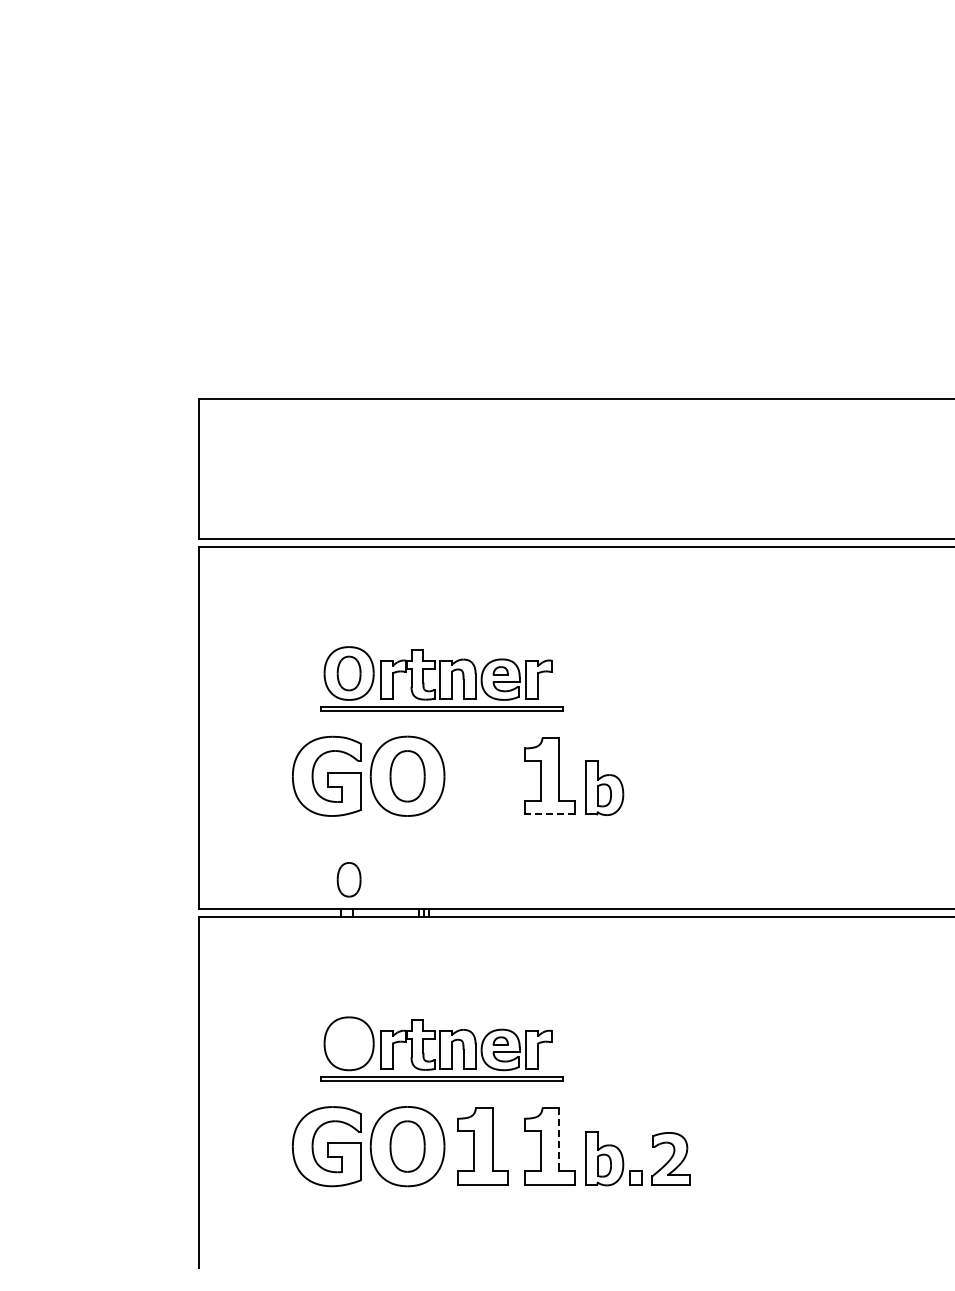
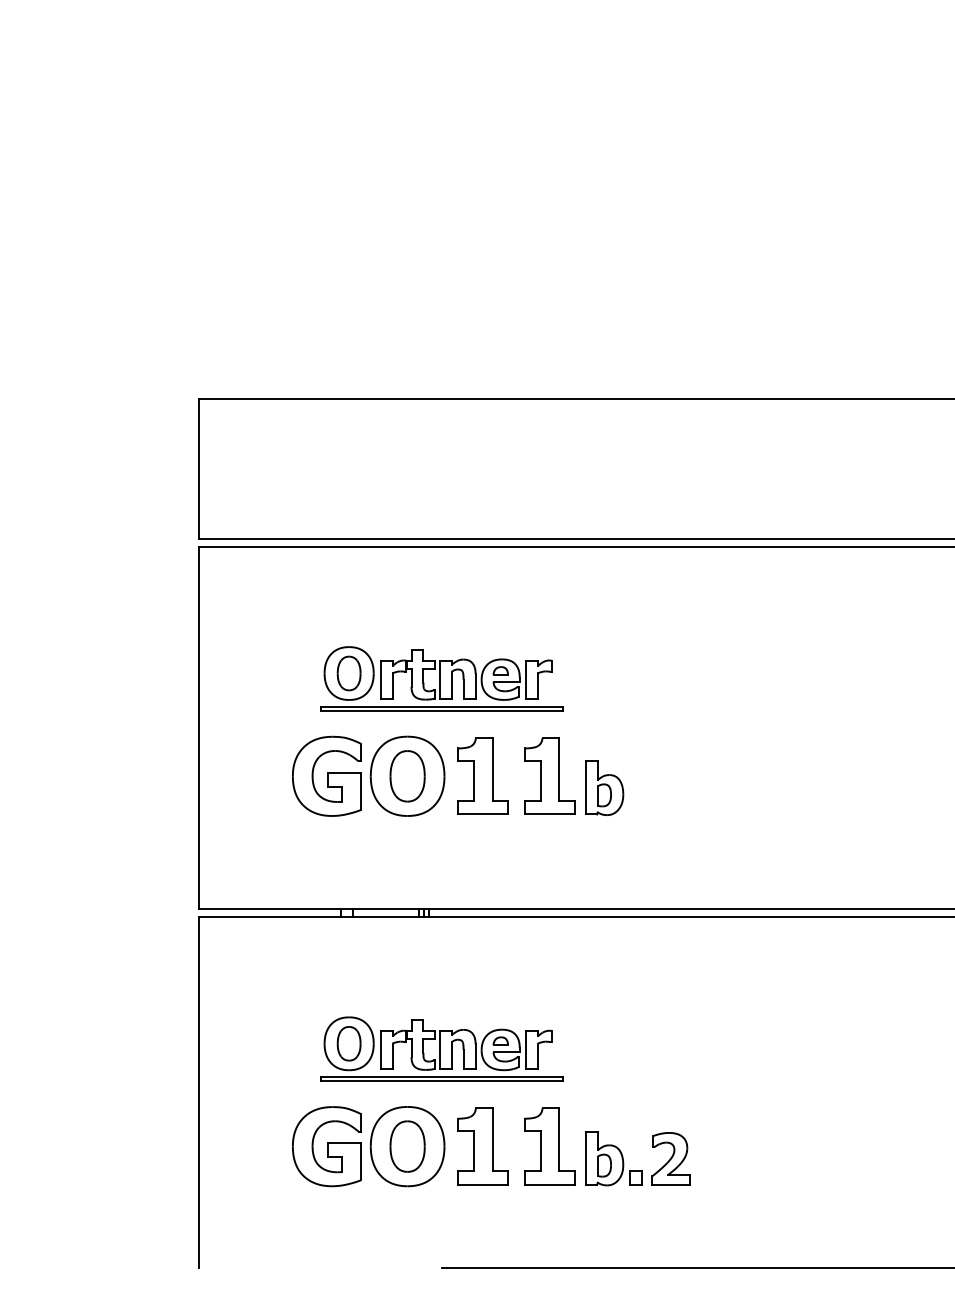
part: none -> present (482, 775)
line: dashed -> solid (549, 814)
part position: (348, 879) -> (348, 1043) (348, 1043)
line: dashed -> solid (559, 1139)
line: none -> present (696, 1268)
